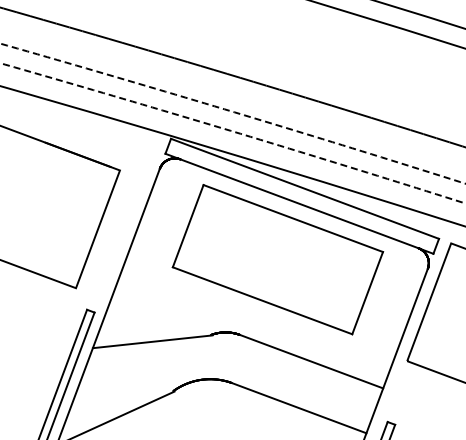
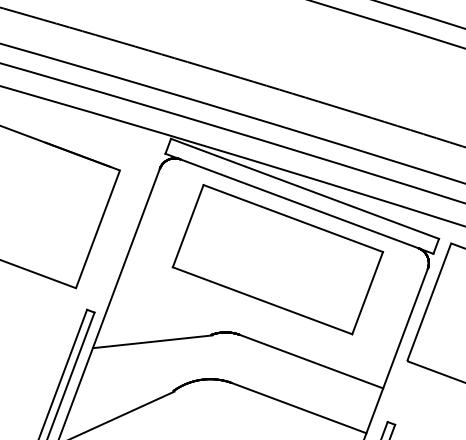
arc: dashed -> solid (233, 111)
arc: dashed -> solid (233, 131)
